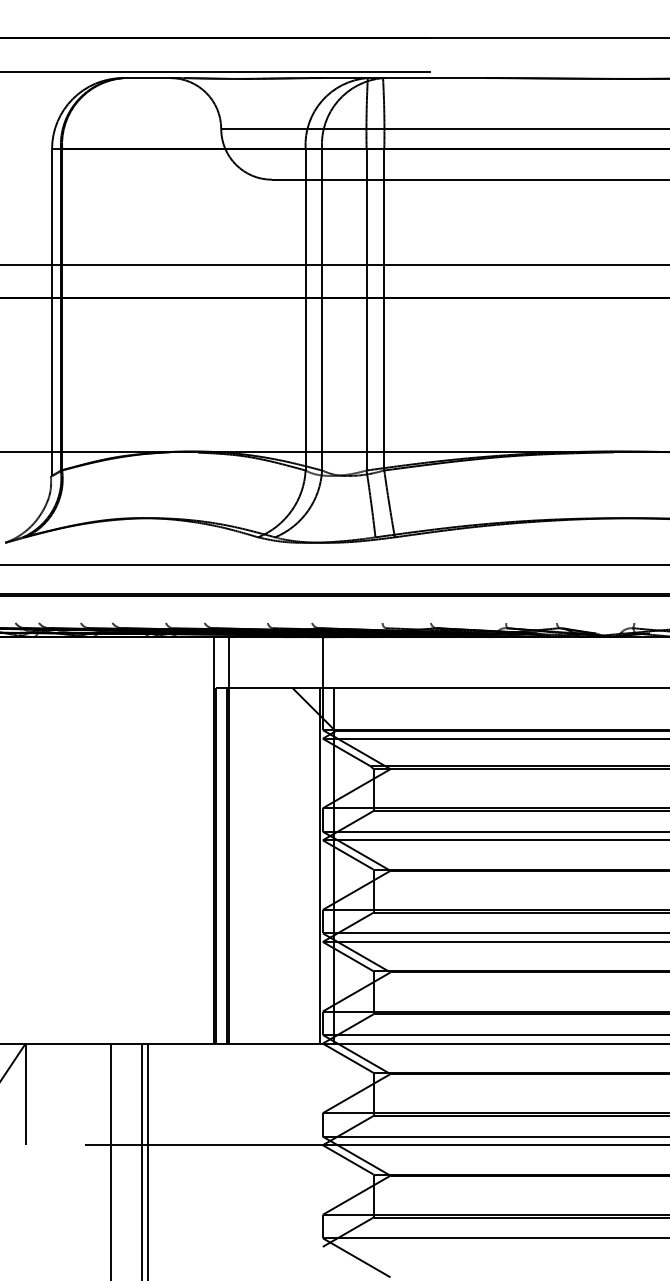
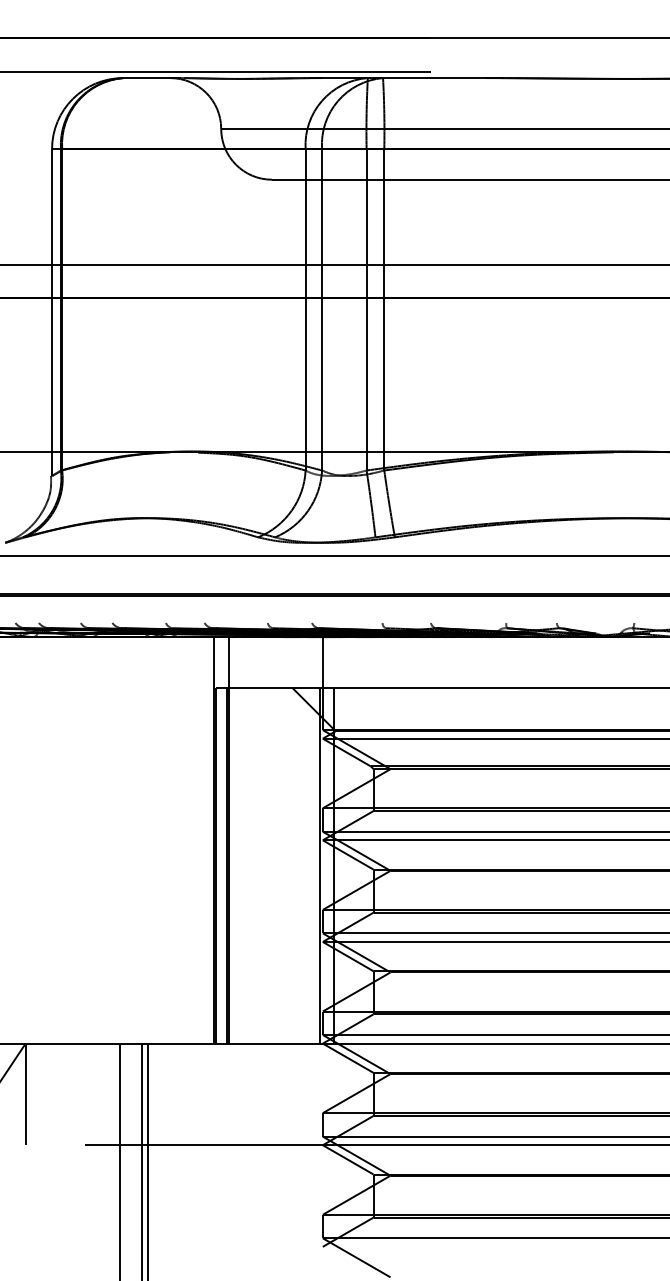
line position: (334, 565) -> (334, 556) (334, 556)
line position: (110, 1160) -> (119, 1160) (119, 1160)
